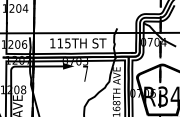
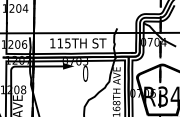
text: 7 -> 0 (85, 73)
